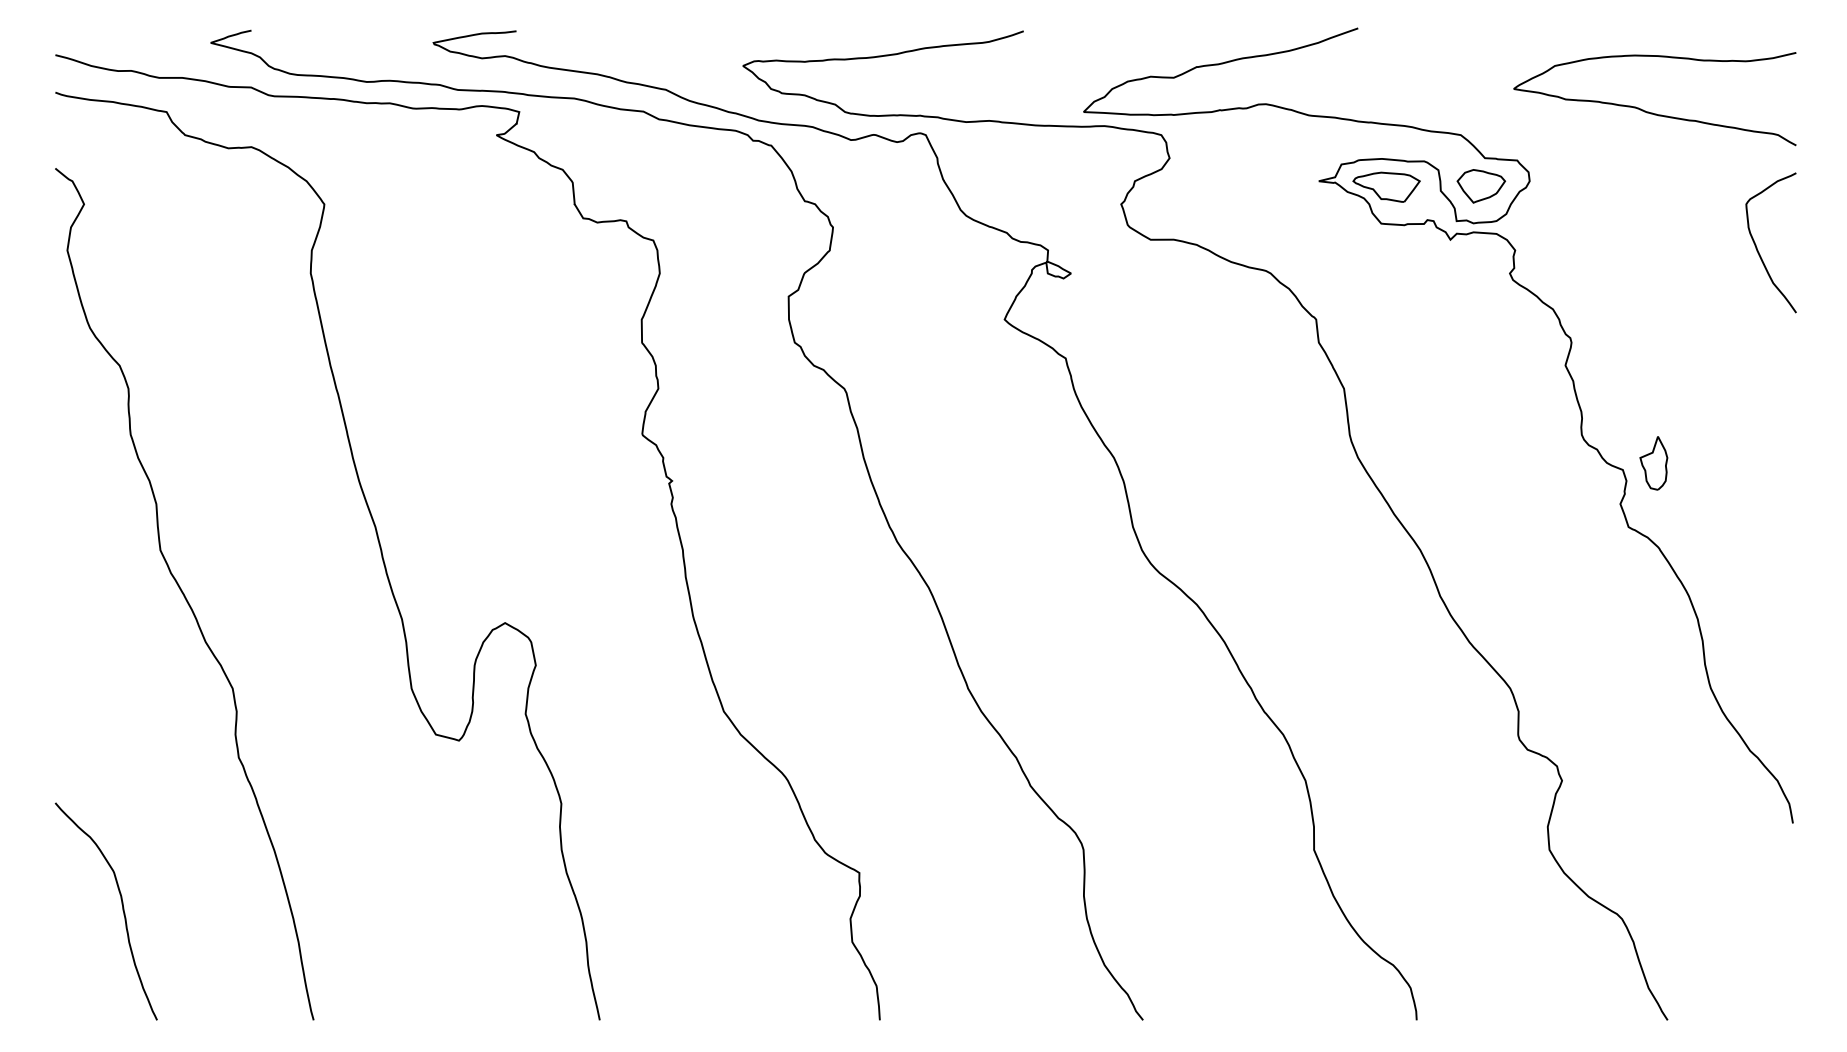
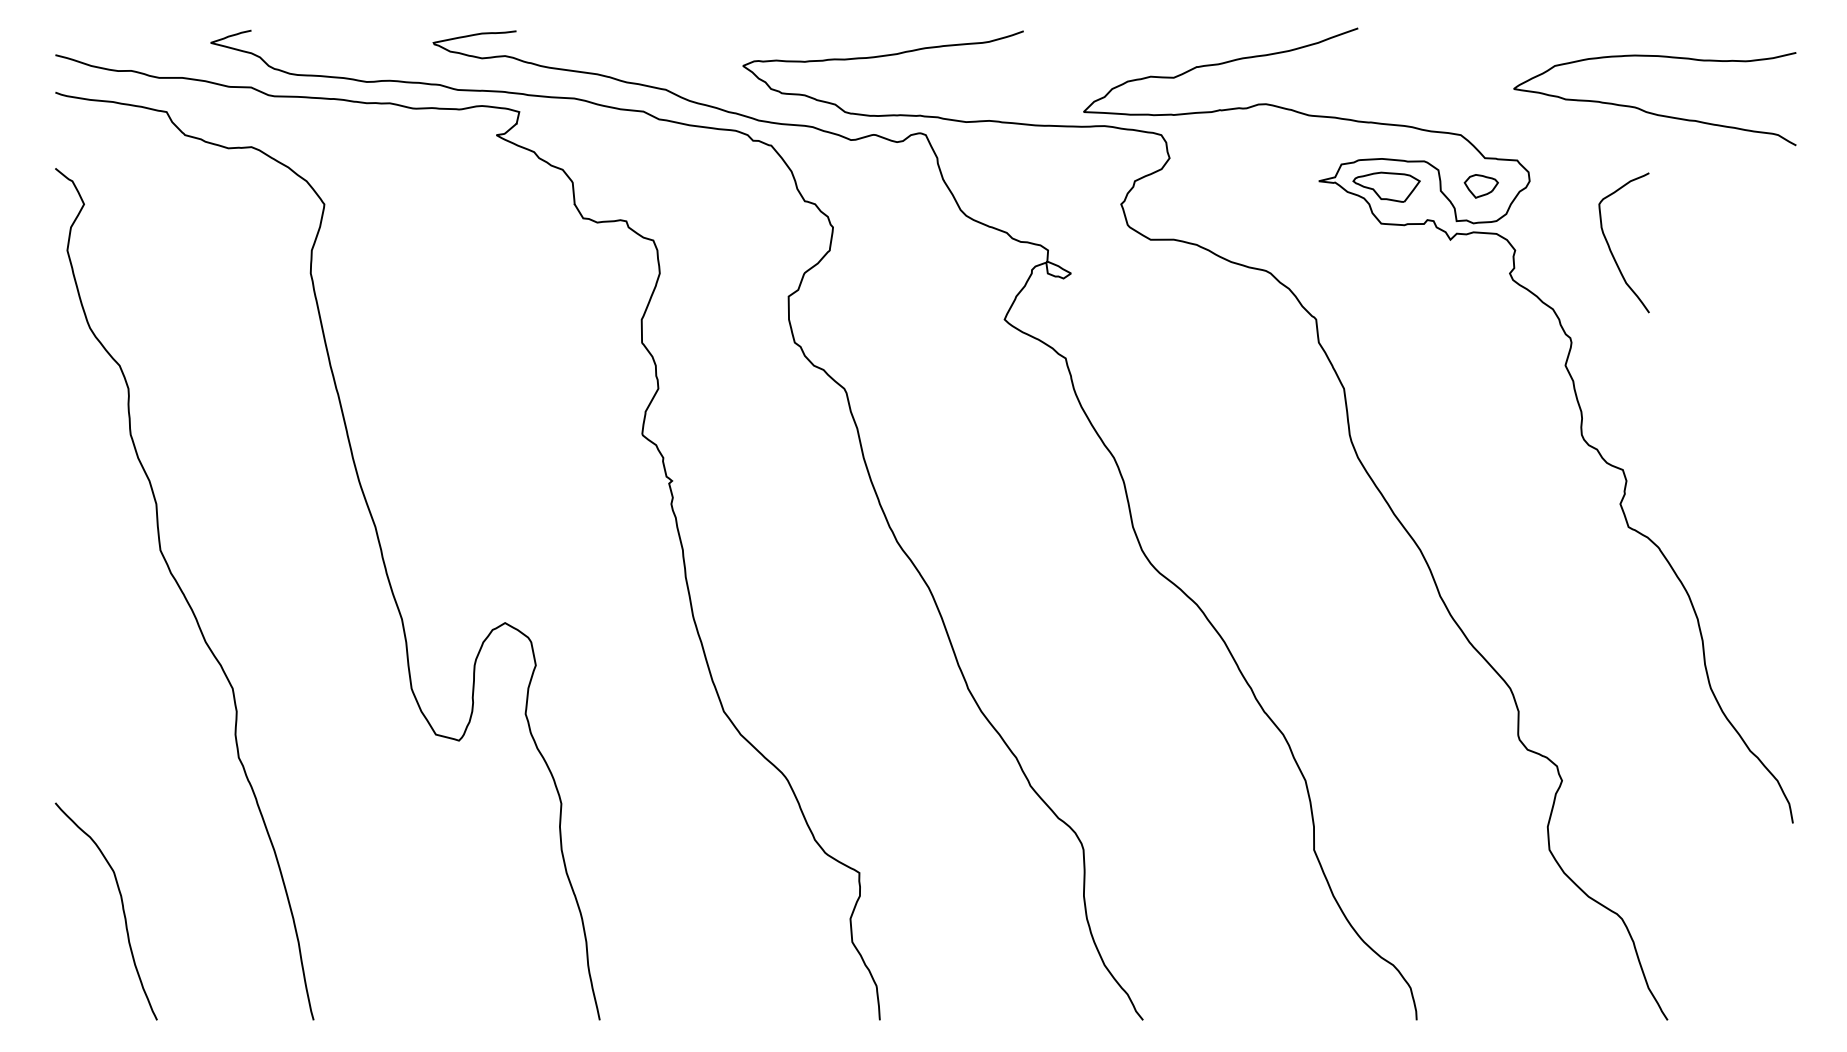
part size: 51x35 px -> 36x25 px (1480, 186)
curve position: (1757, 247) -> (1610, 247) (1610, 247)
part: present -> none (1653, 463)
